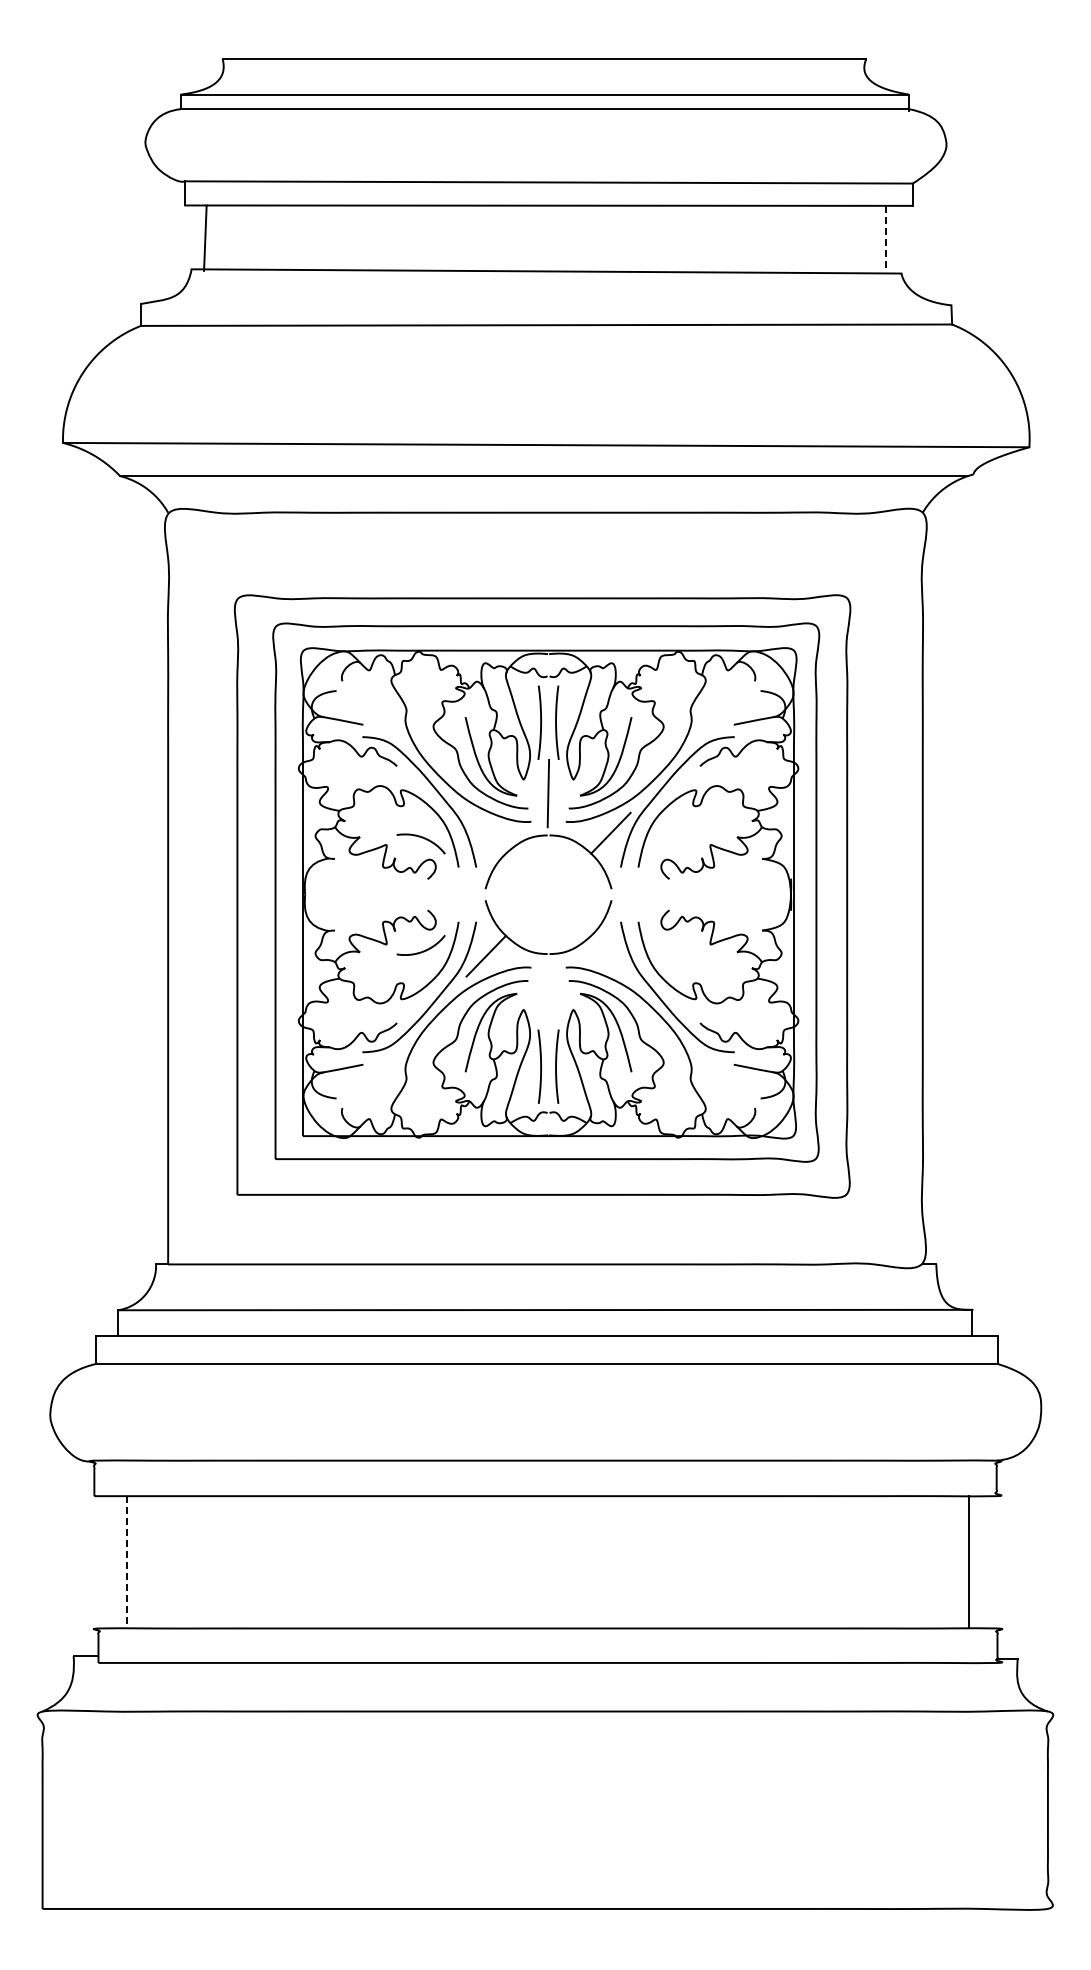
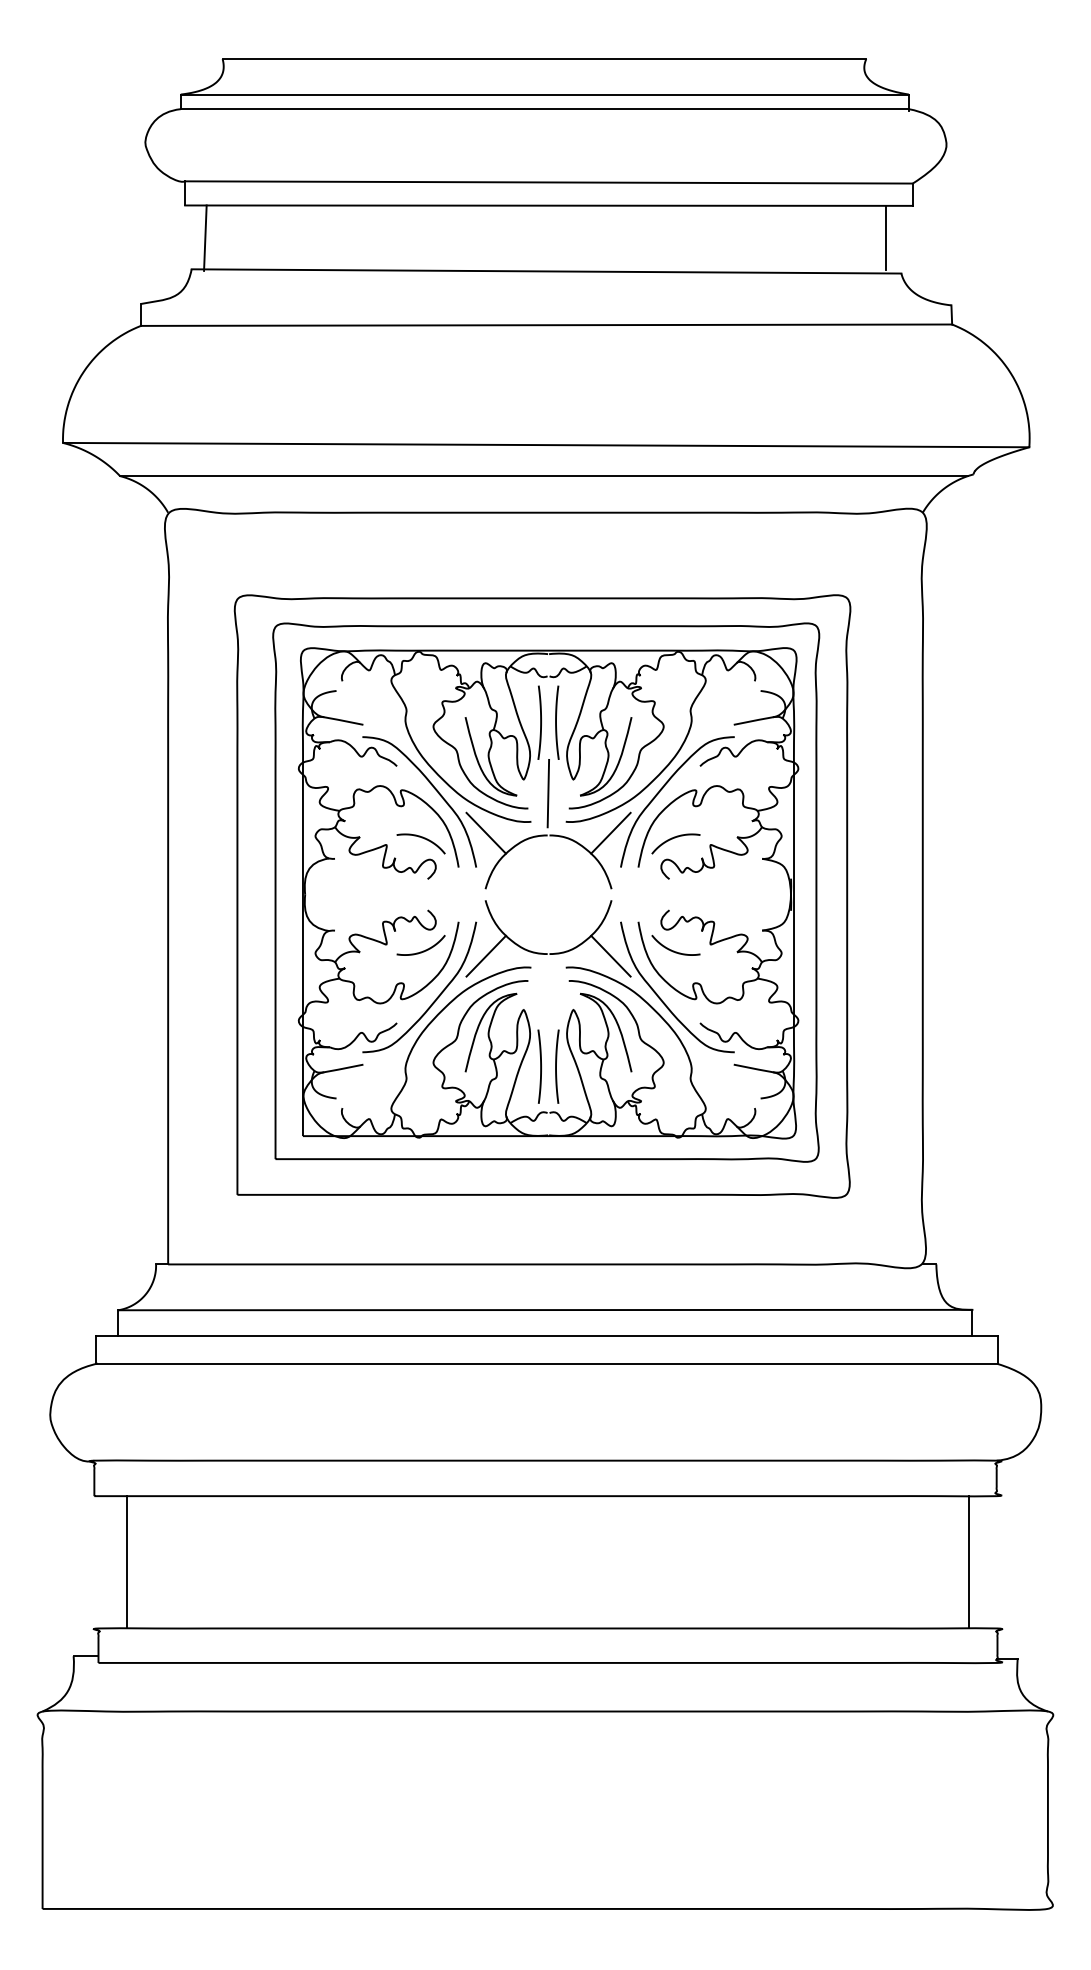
line: dashed -> solid (886, 237)
line: none -> present (485, 832)
curve: none -> present (675, 838)
curve: none -> present (674, 950)
line: none -> present (610, 955)
line: dashed -> solid (126, 1562)
